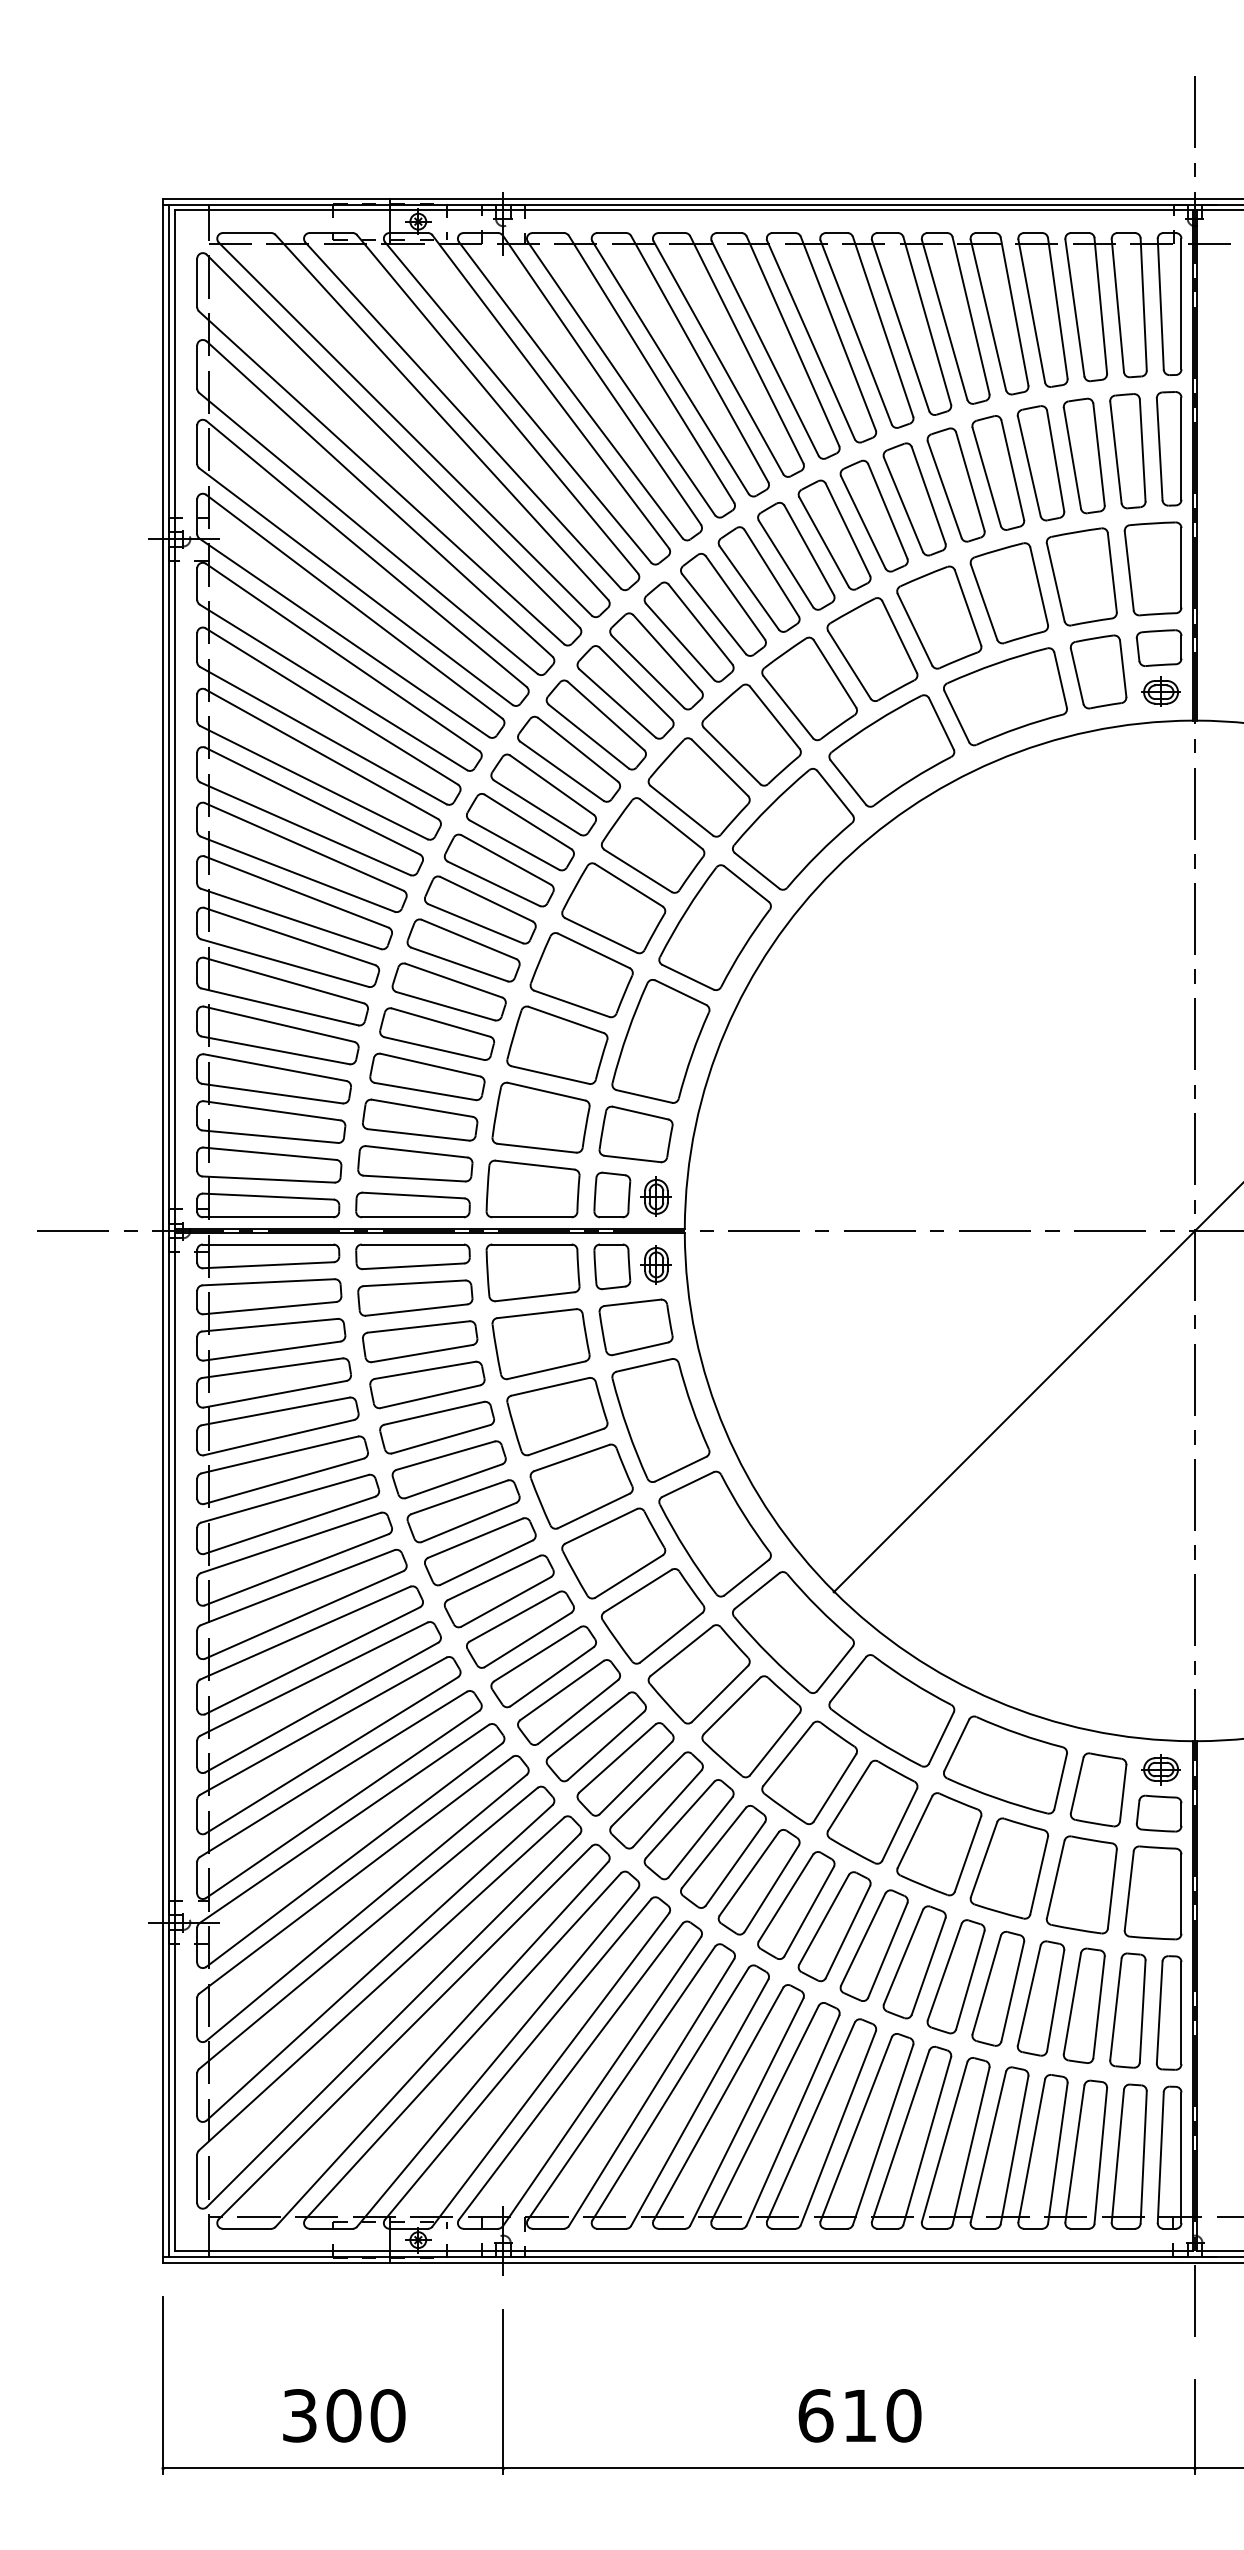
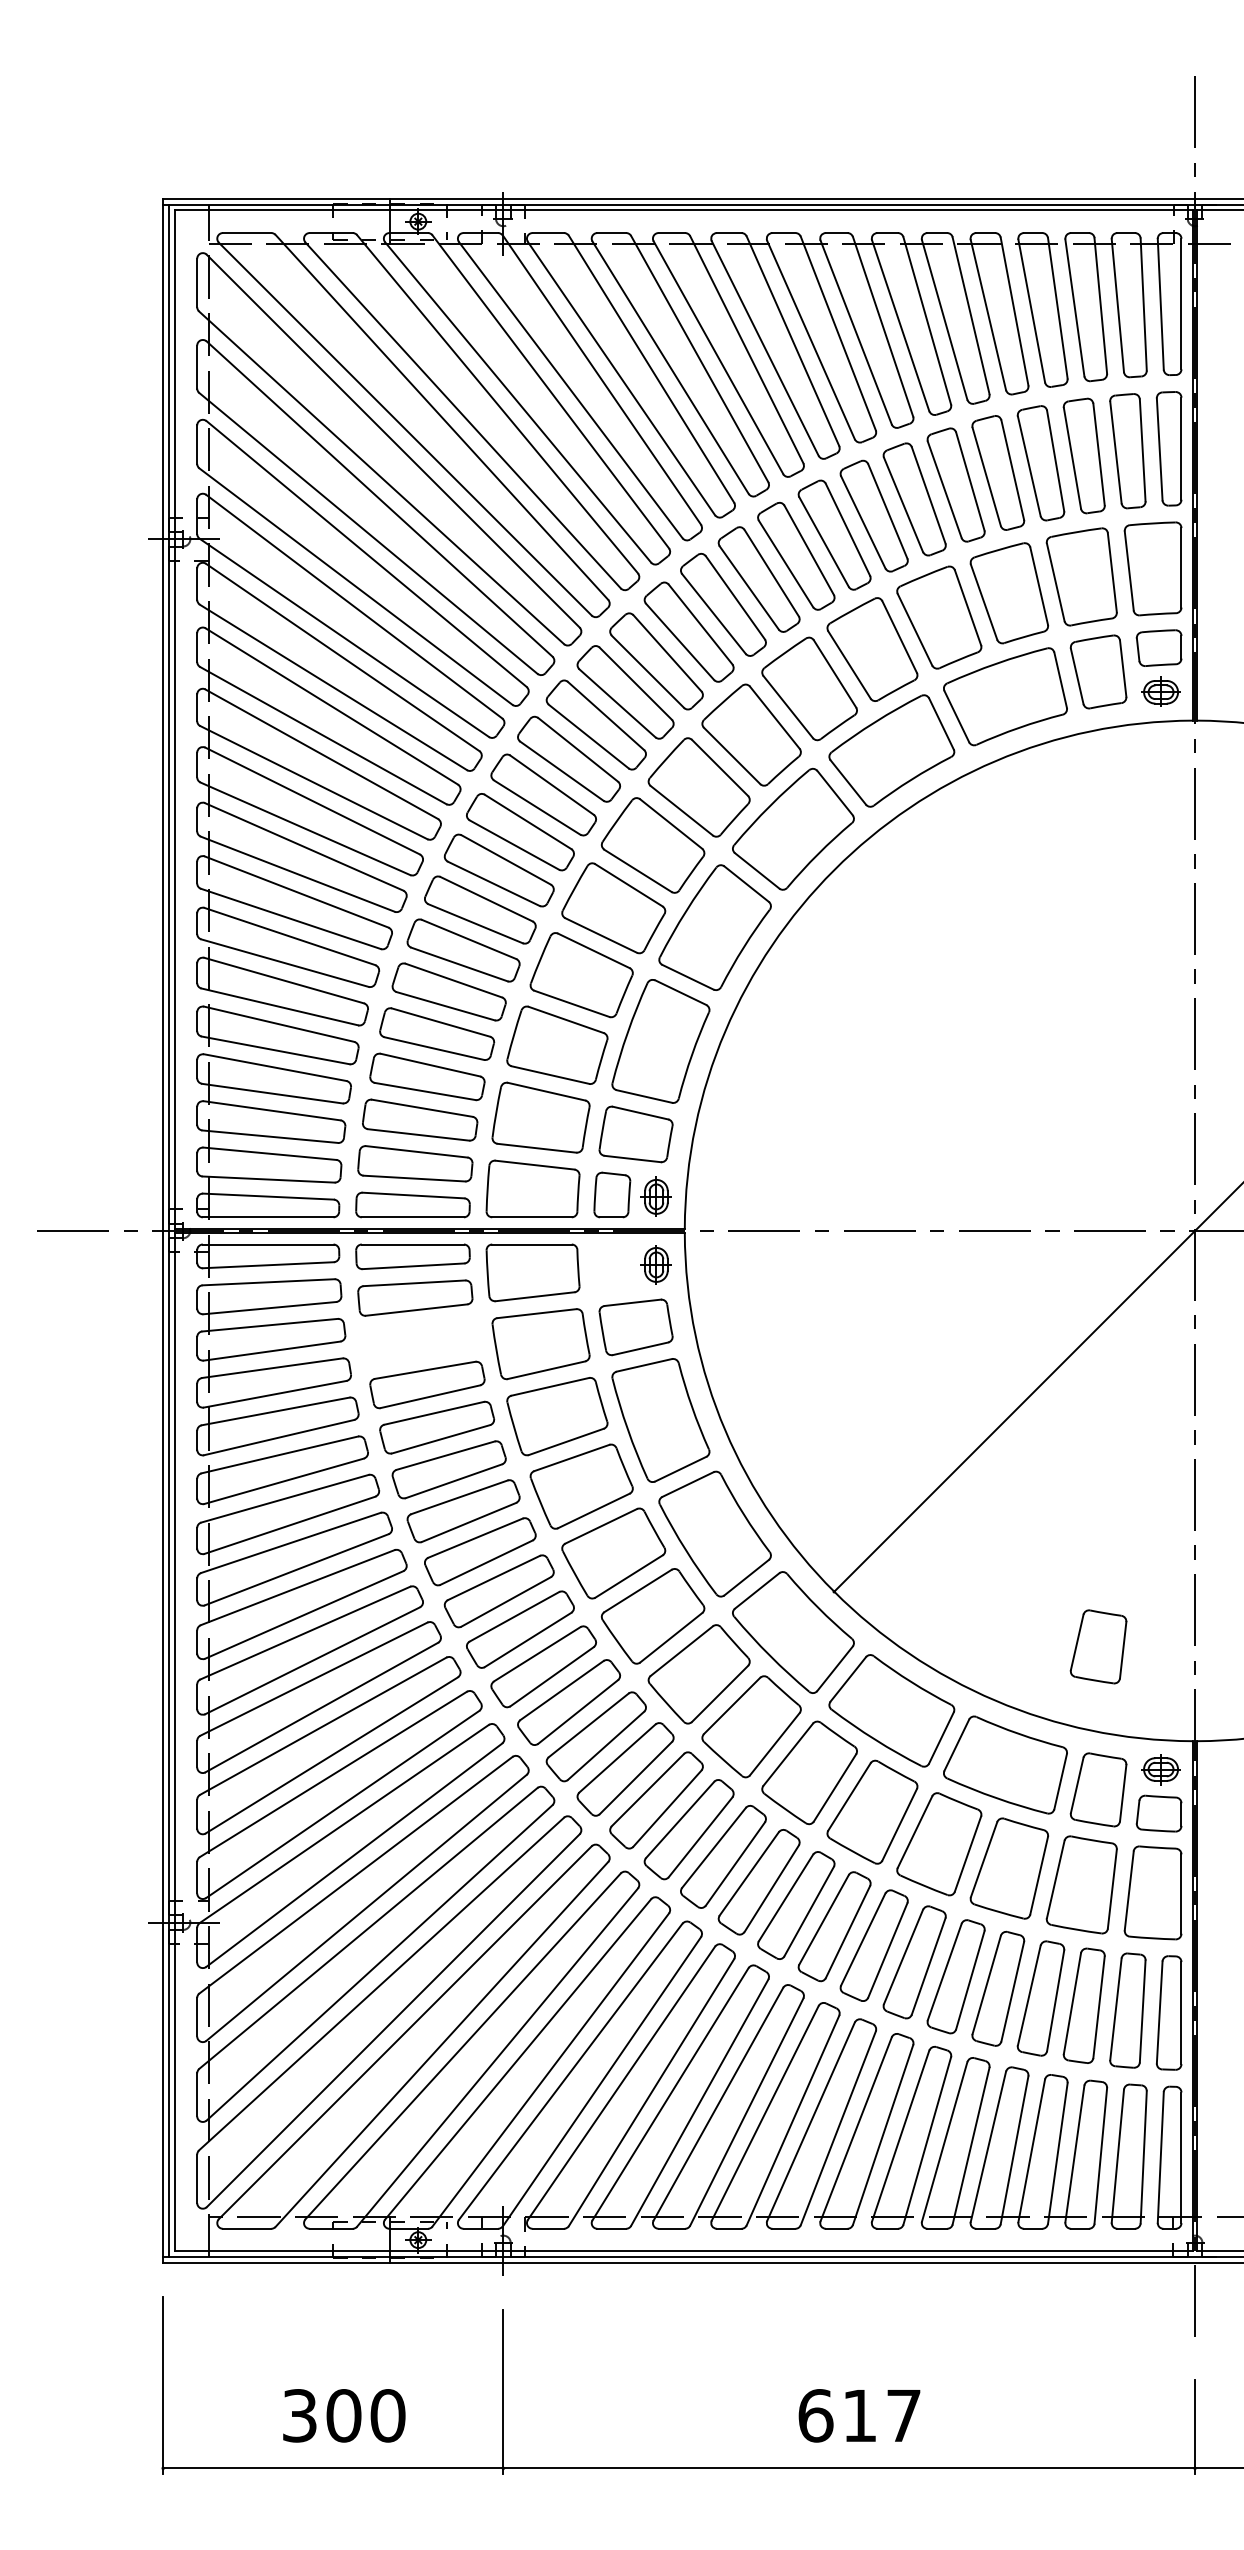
part: present -> none (612, 1266)
part: present -> none (420, 1341)
part: none -> present (1098, 1646)
text: 610 -> 617 (903, 2415)
